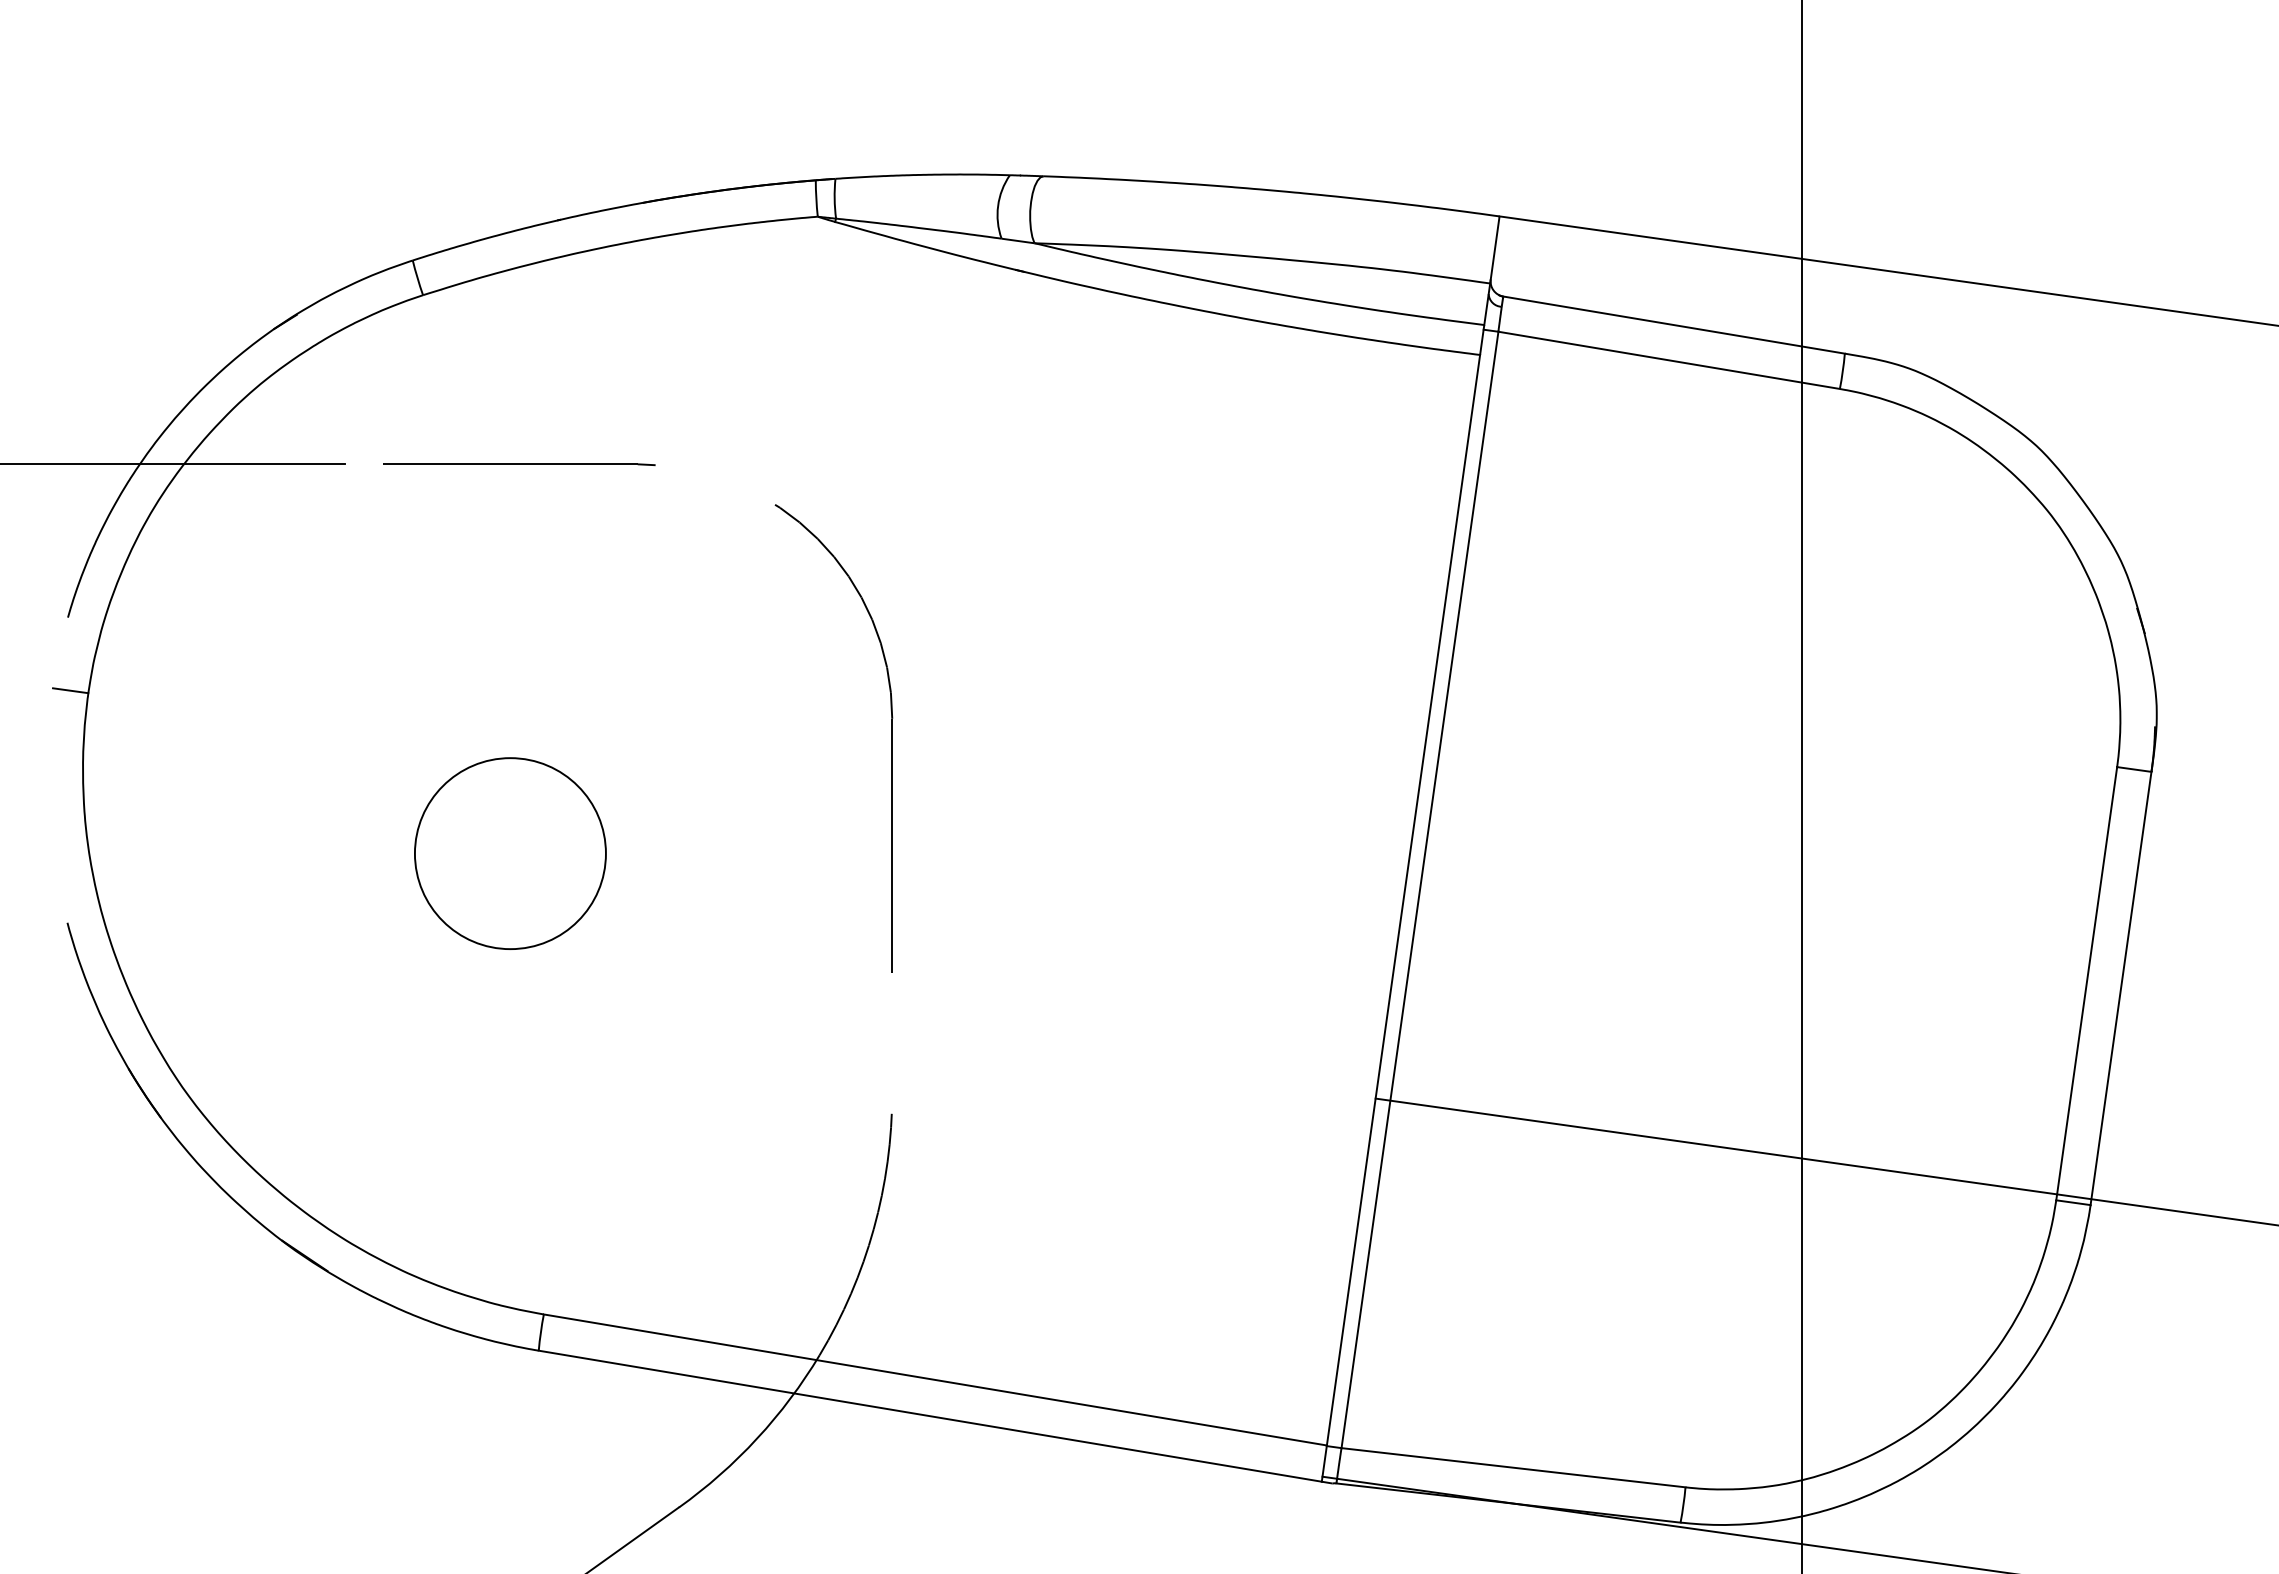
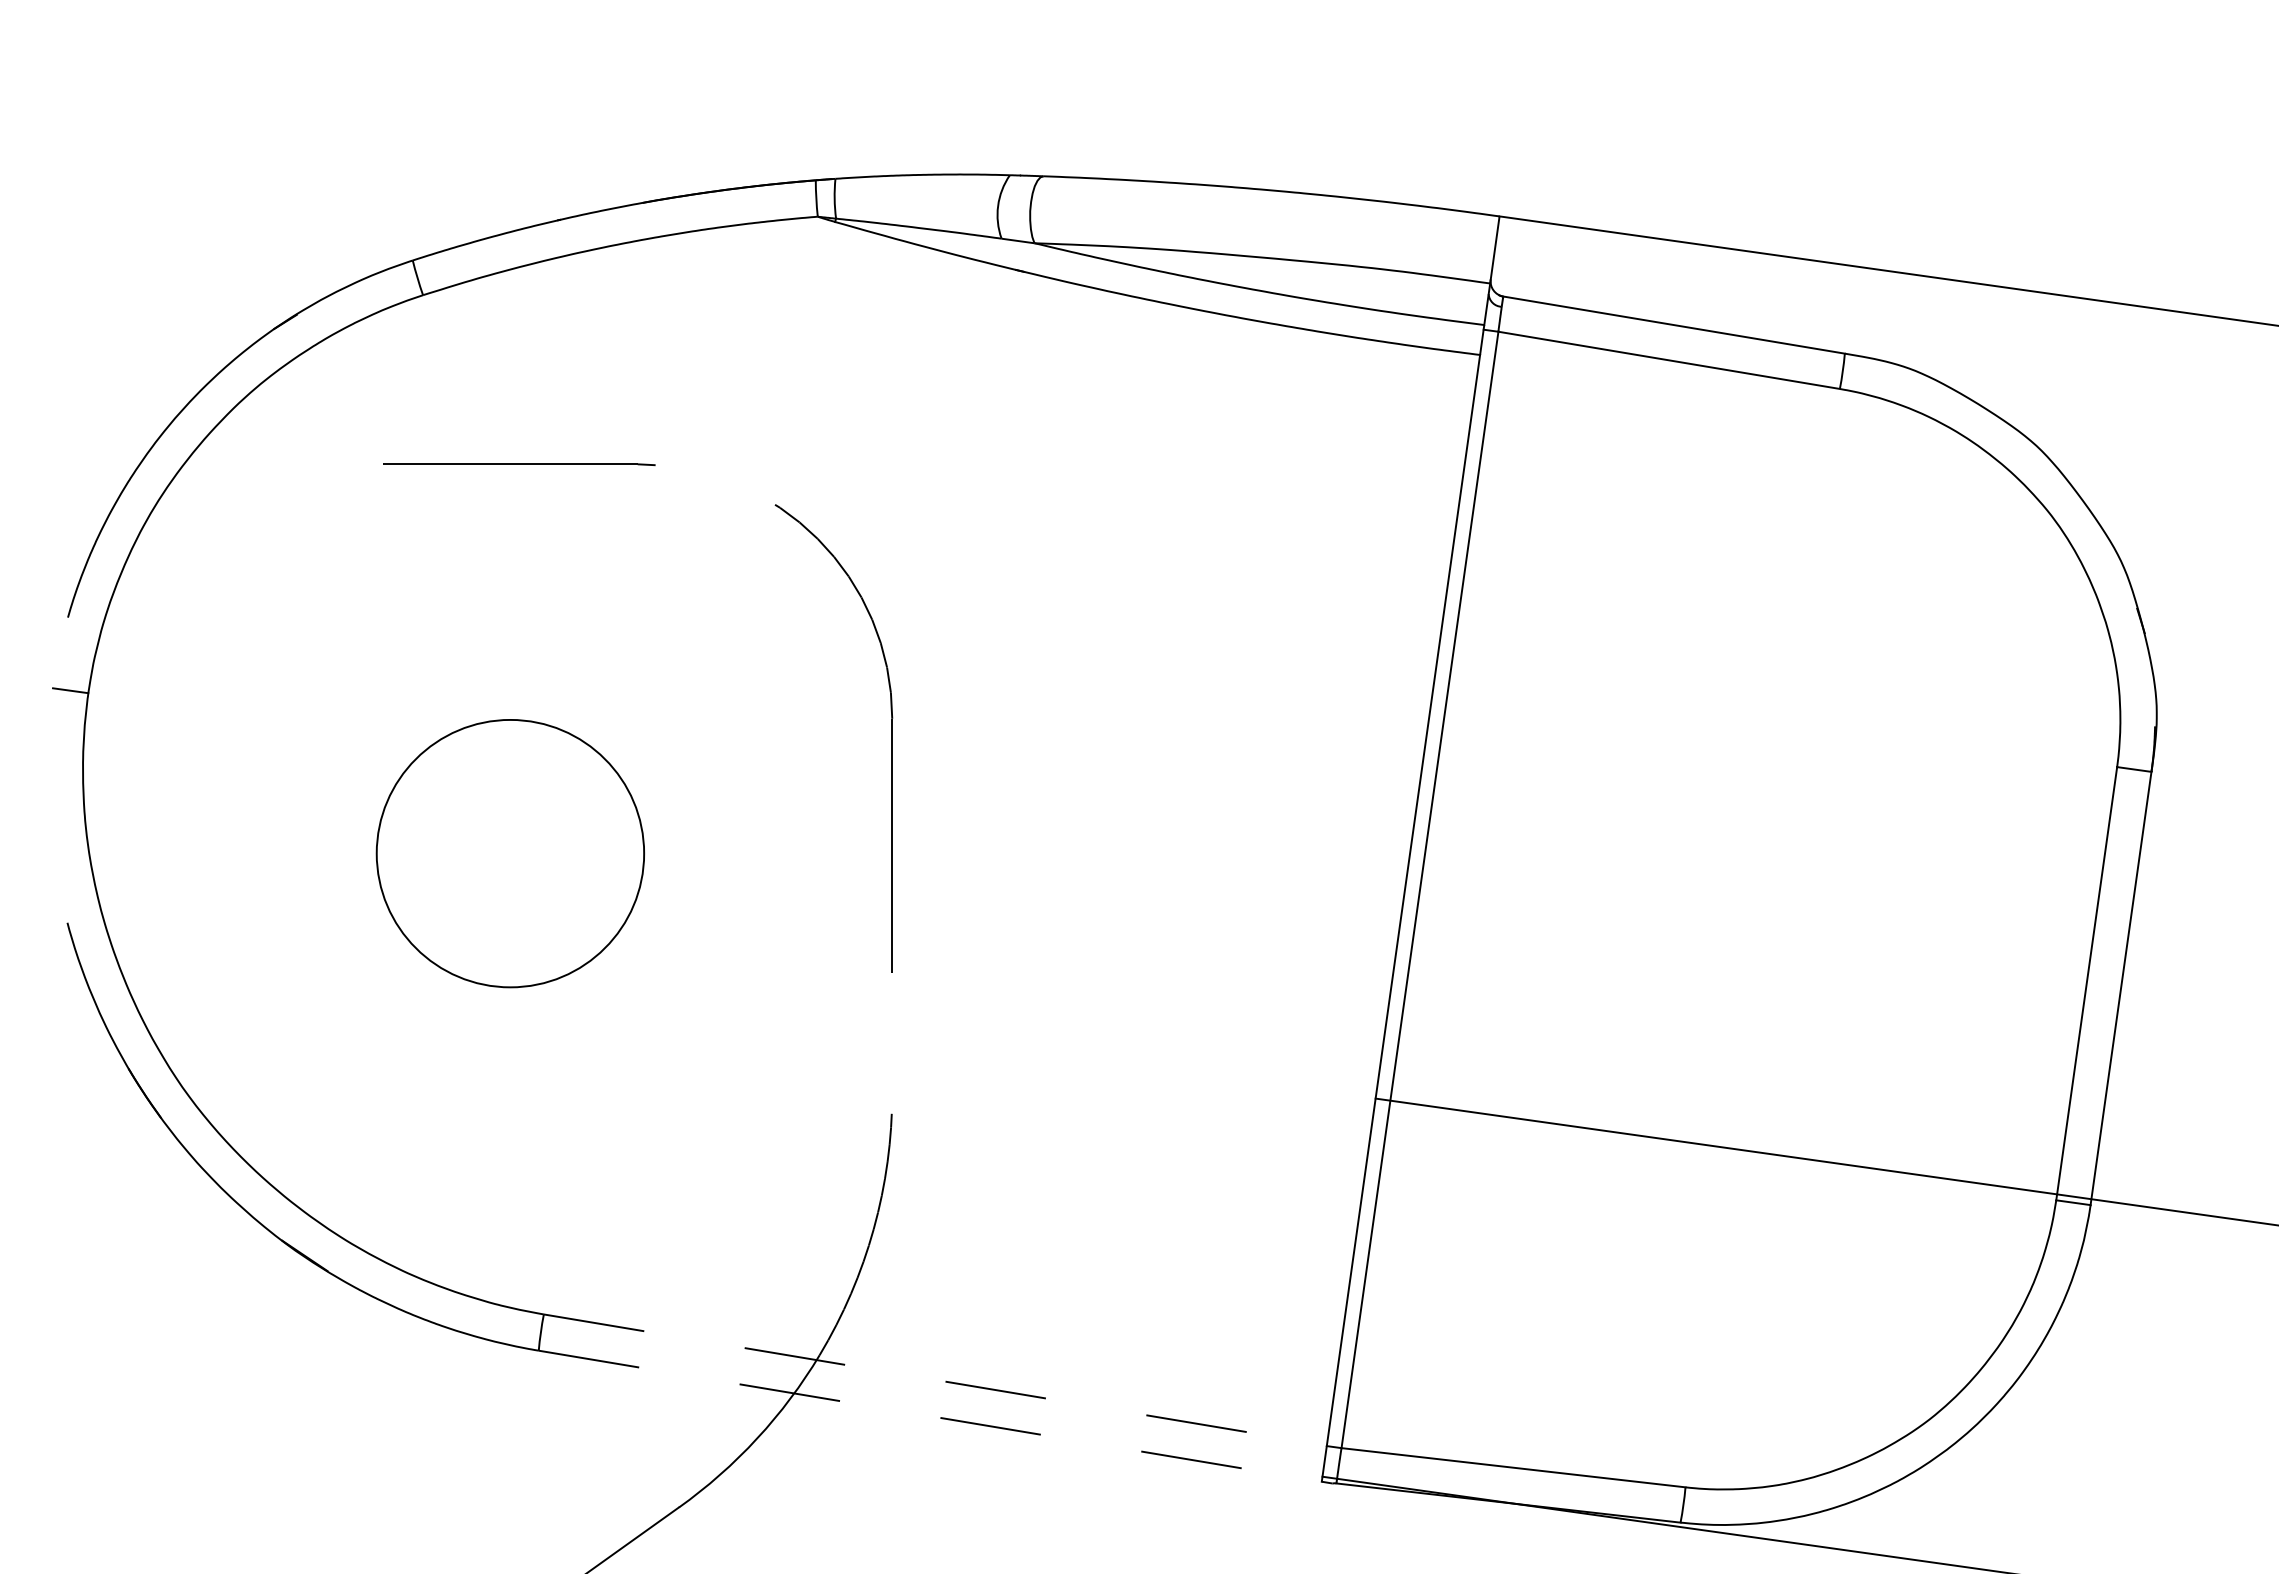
line: present -> none (173, 464)
line: present -> none (1802, 786)
circle diameter: 191 px -> 267 px (510, 853)
line: solid -> dashed (935, 1379)
line: solid -> dashed (930, 1416)
